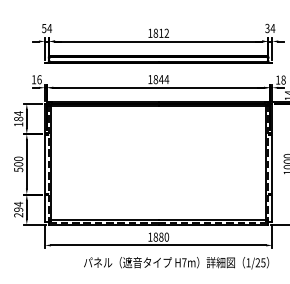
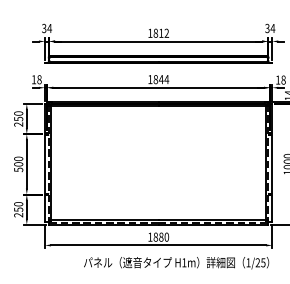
text: 54 -> 34 (44, 26)
text: 16 -> 18 (39, 79)
text: 184 -> 250 (18, 118)
text: 294 -> 250 (18, 206)
text: H7m -> H1m (184, 262)
